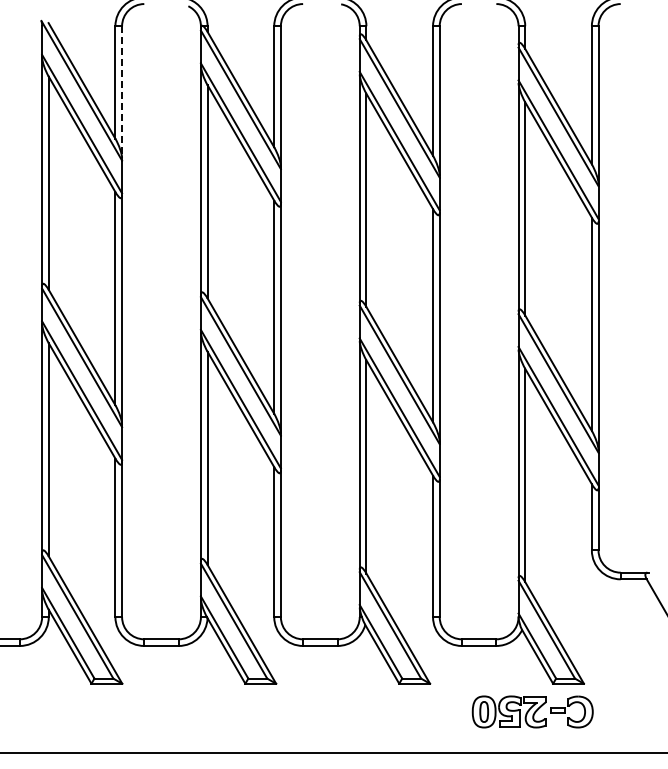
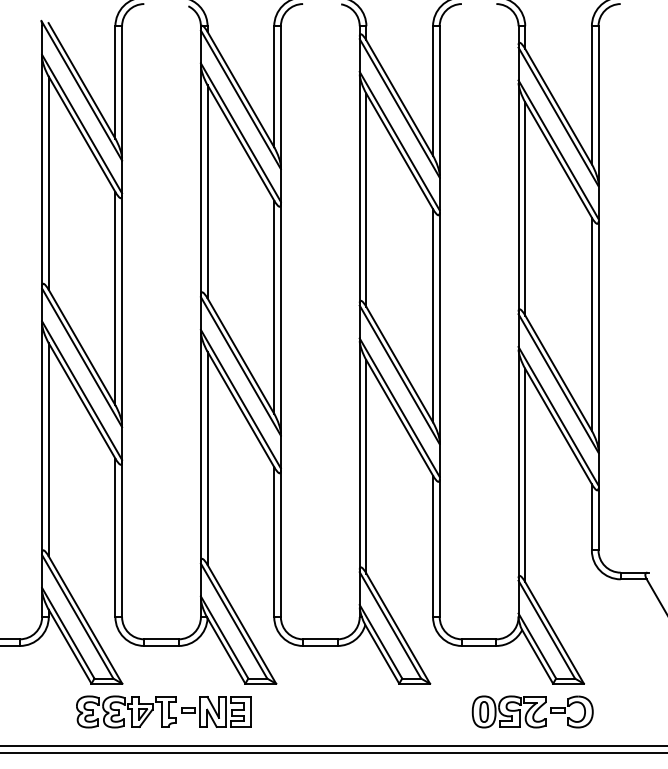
line: dashed -> solid (122, 92)
part: none -> present (163, 711)
line: none -> present (333, 745)
